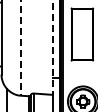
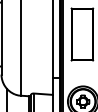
line: dashed -> solid (21, 47)
line: dashed -> solid (52, 48)
